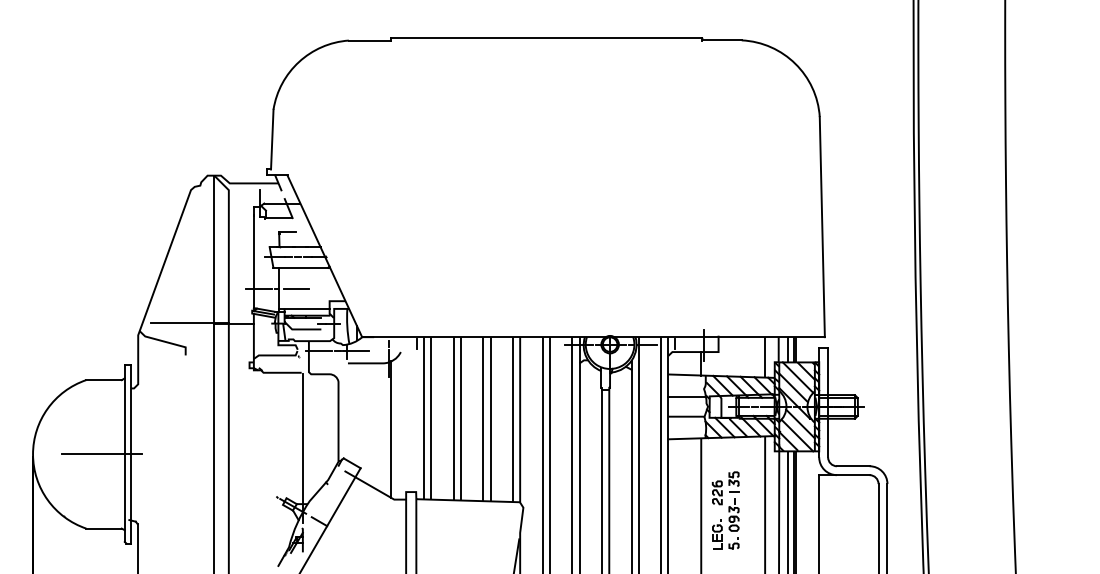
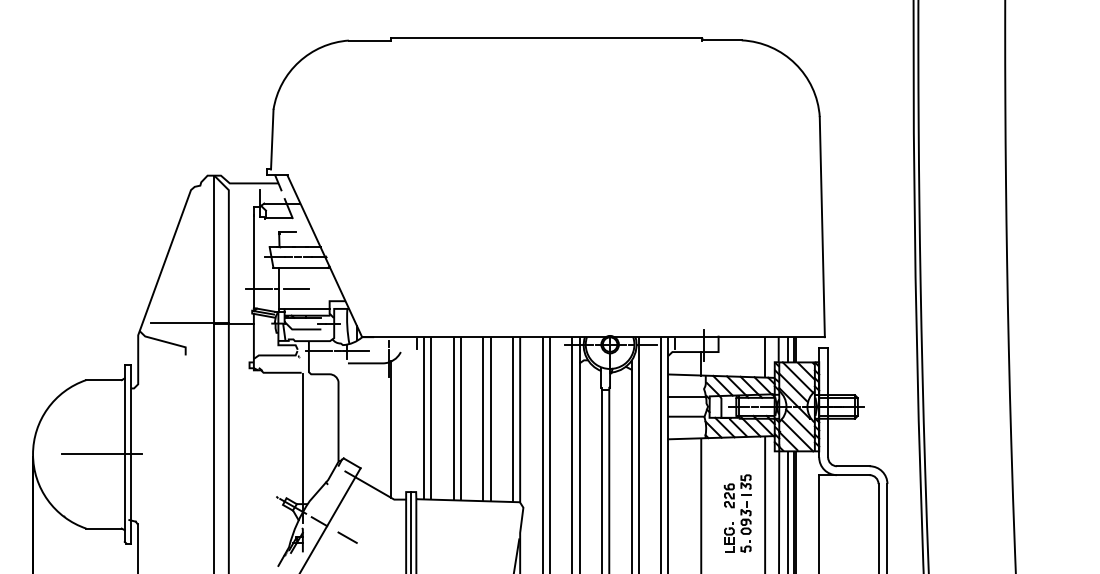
part position: (725, 510) -> (737, 513) (737, 513)
line: none -> present (411, 530)
line: none -> present (347, 537)
